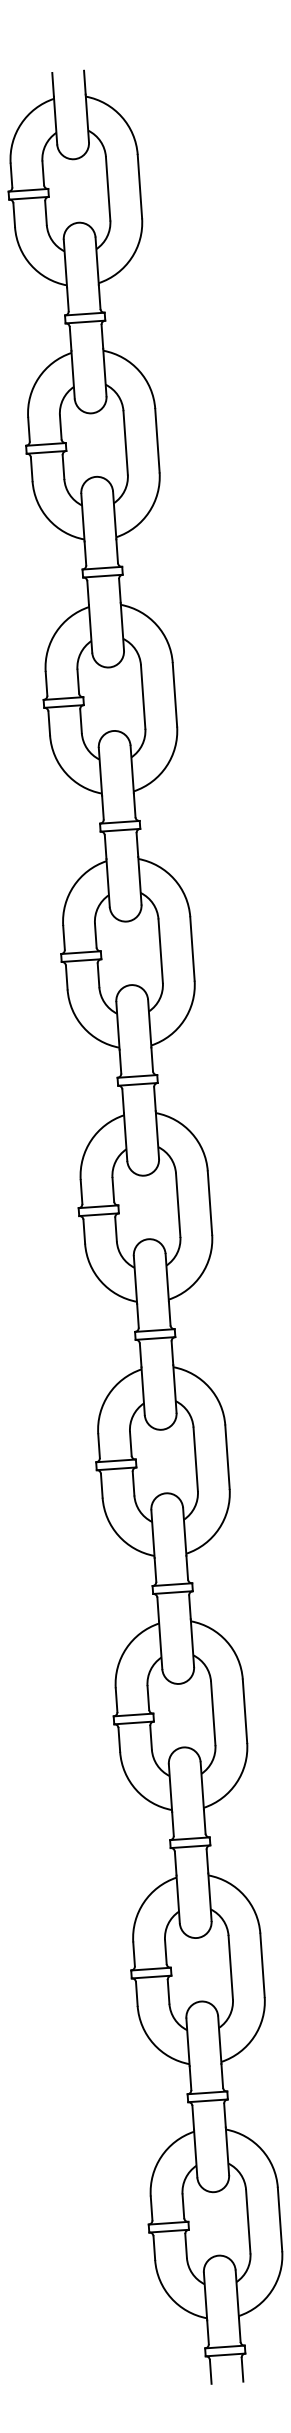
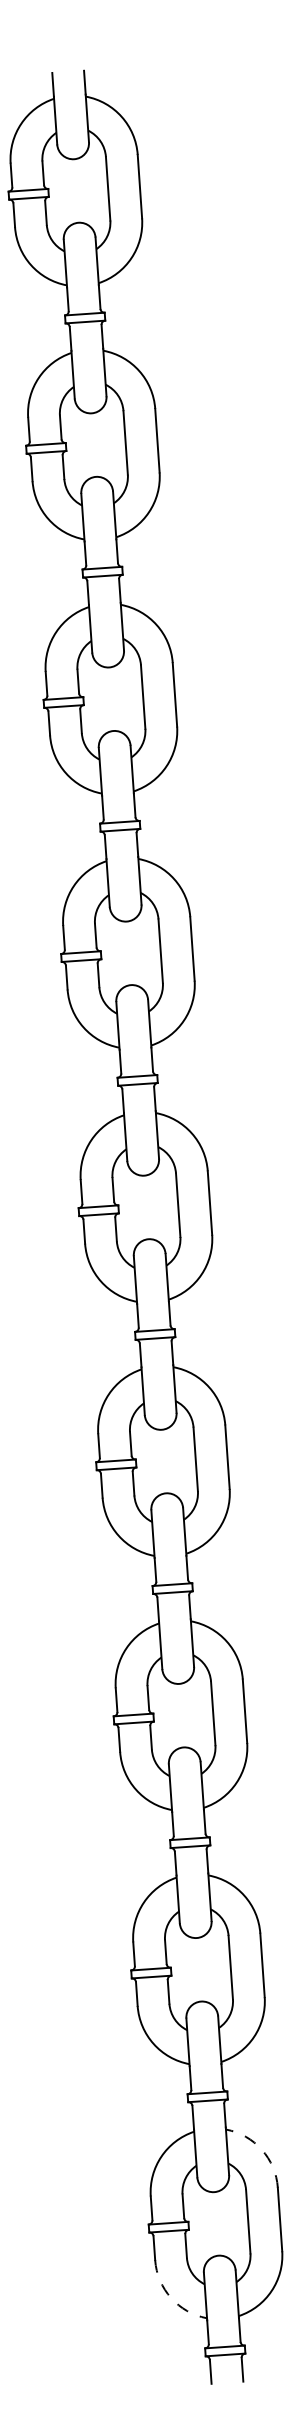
arc: solid -> dashed (261, 2149)
arc: solid -> dashed (171, 2298)
